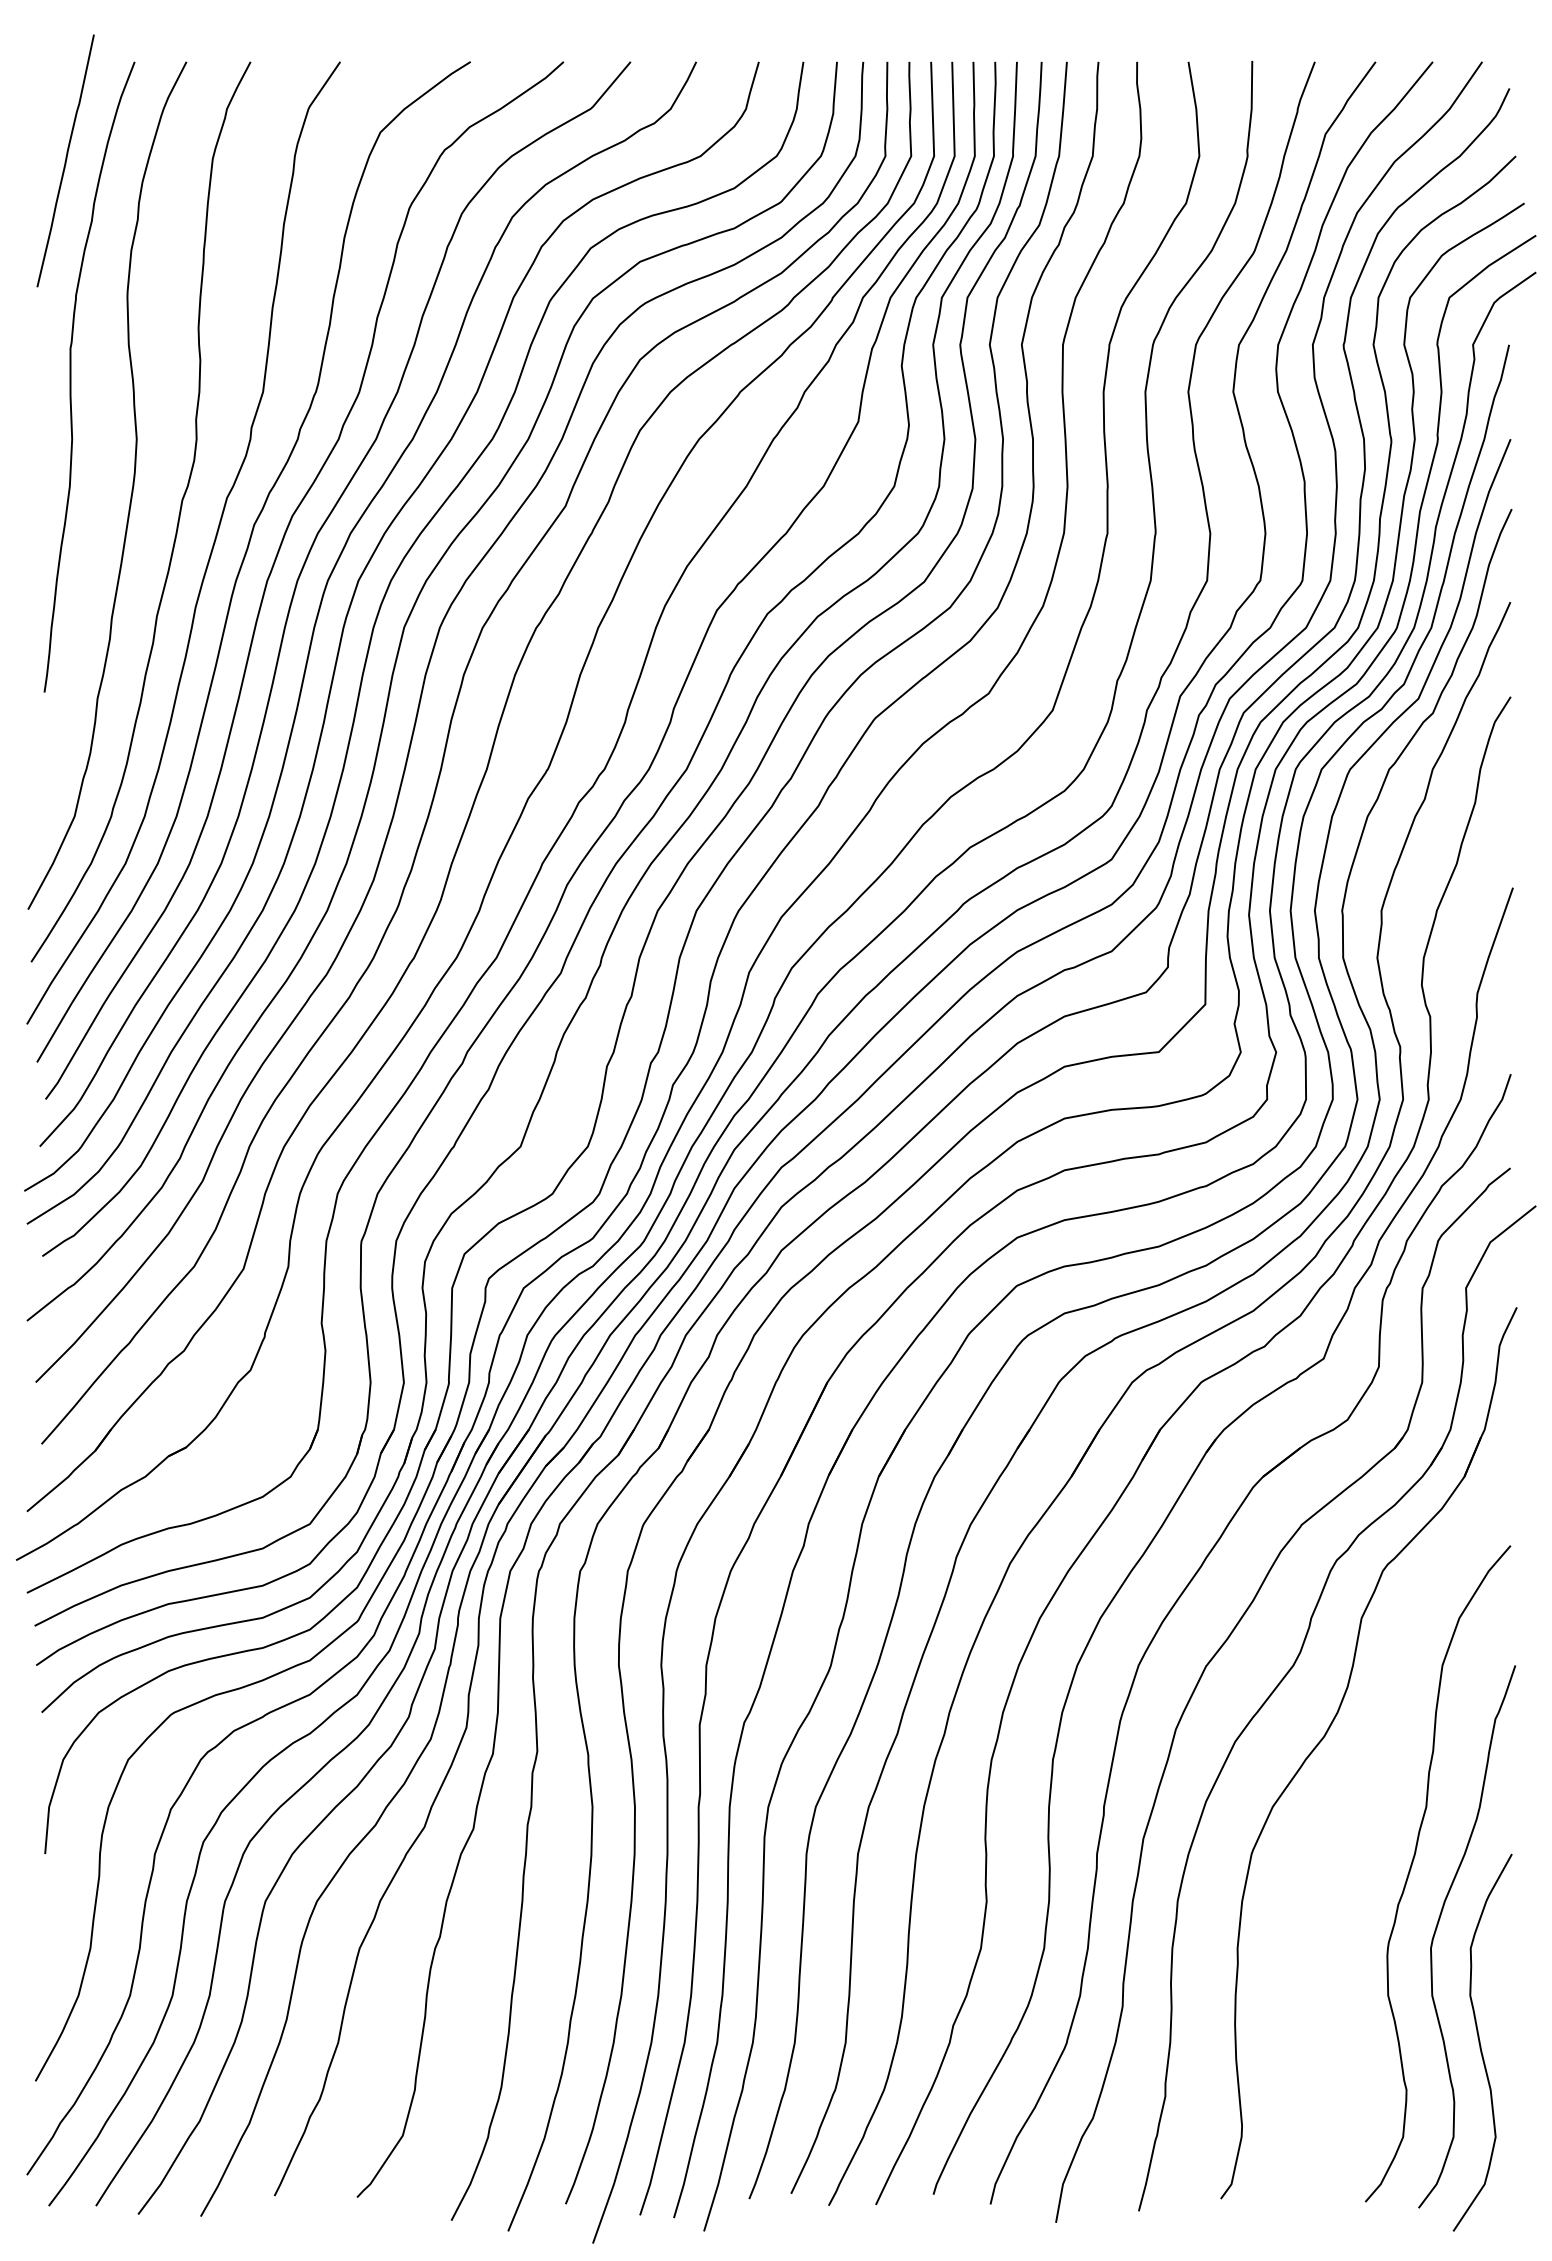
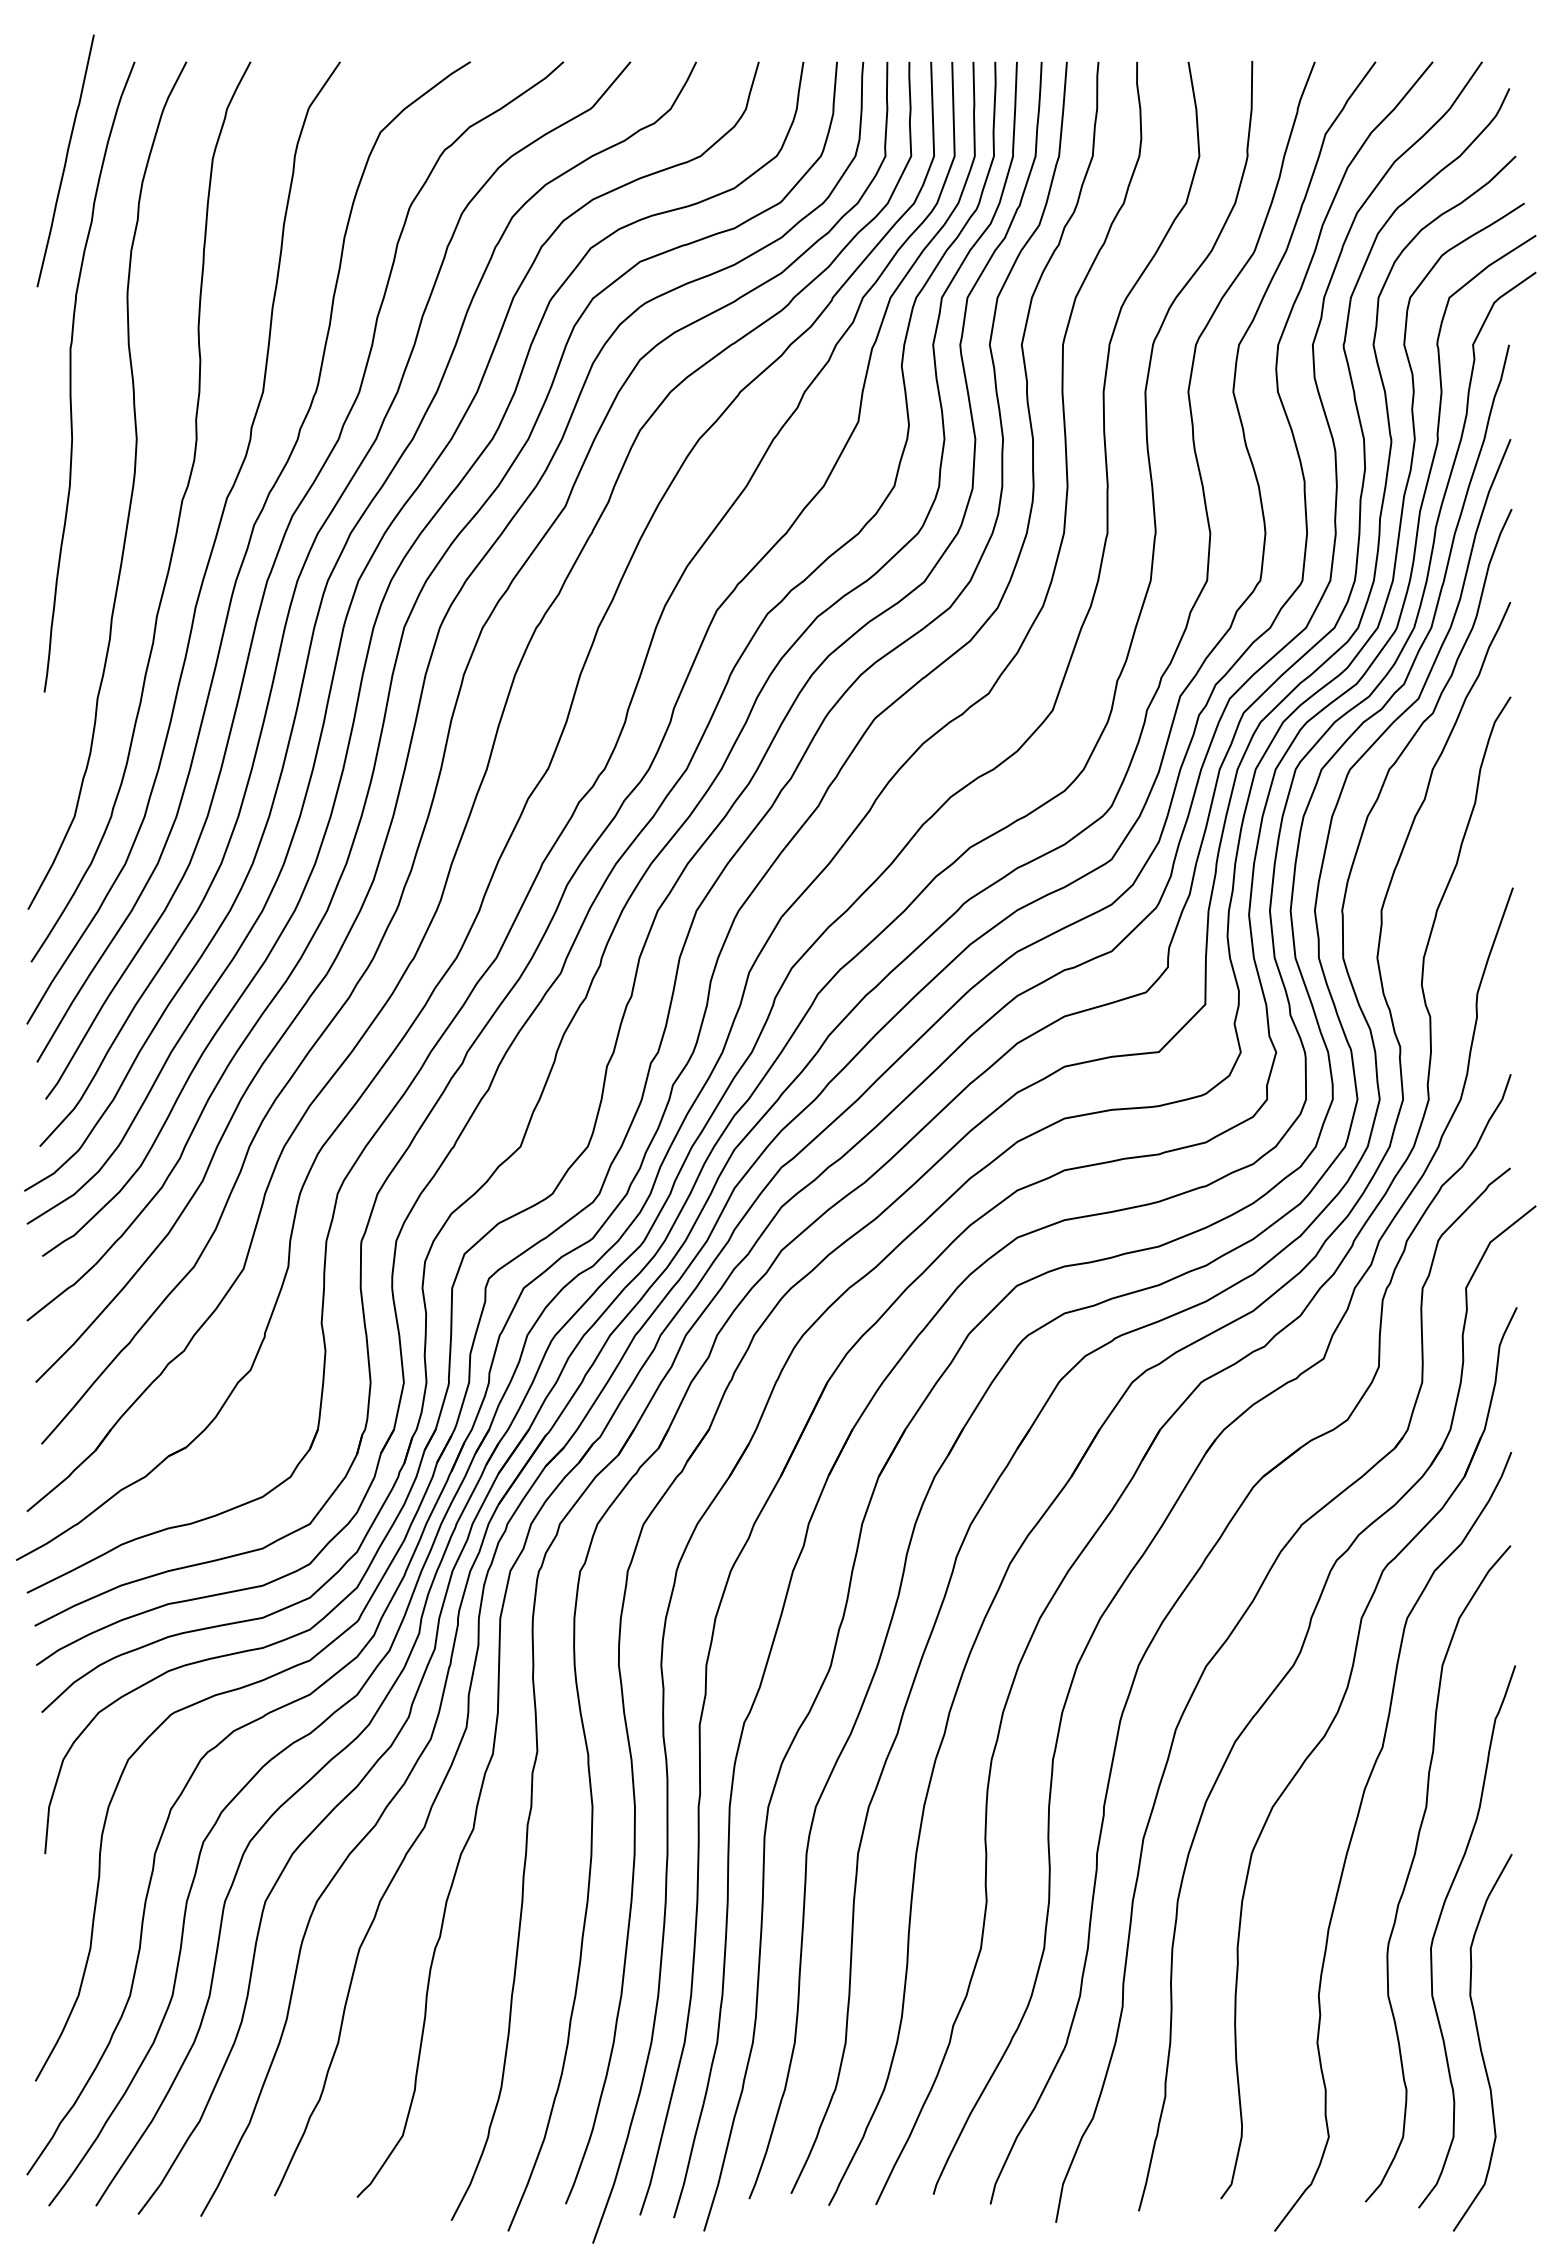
curve: none -> present (1355, 1828)
